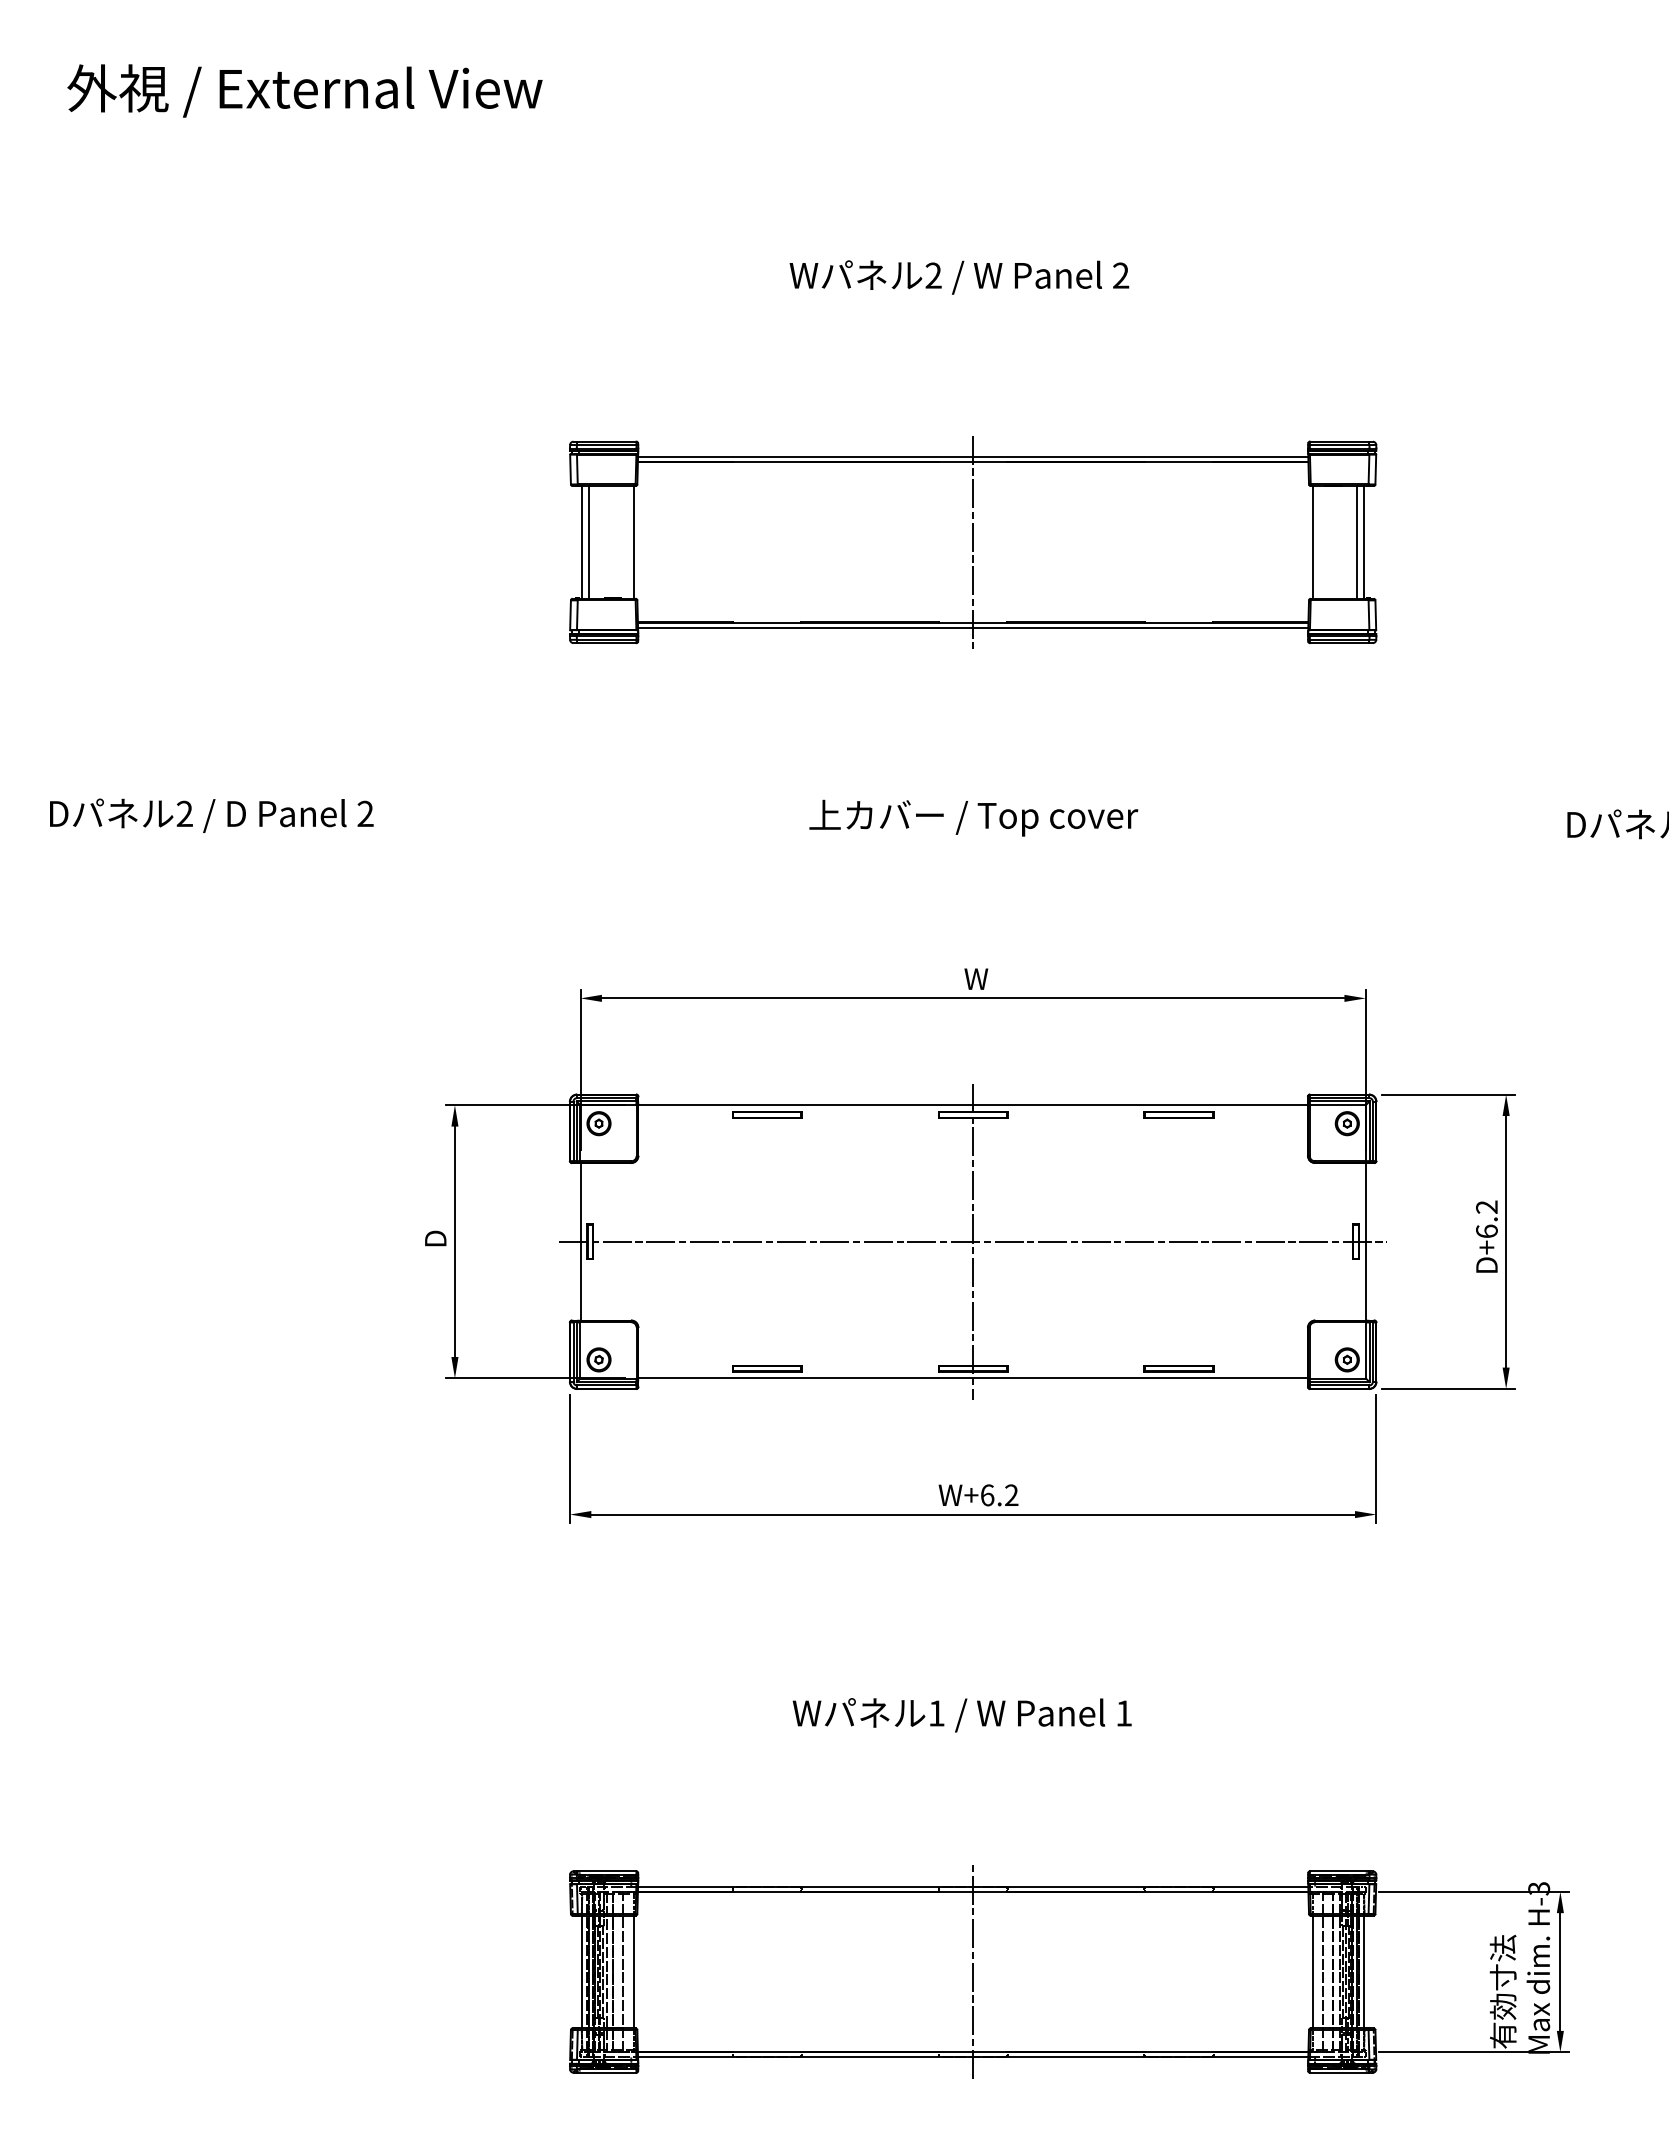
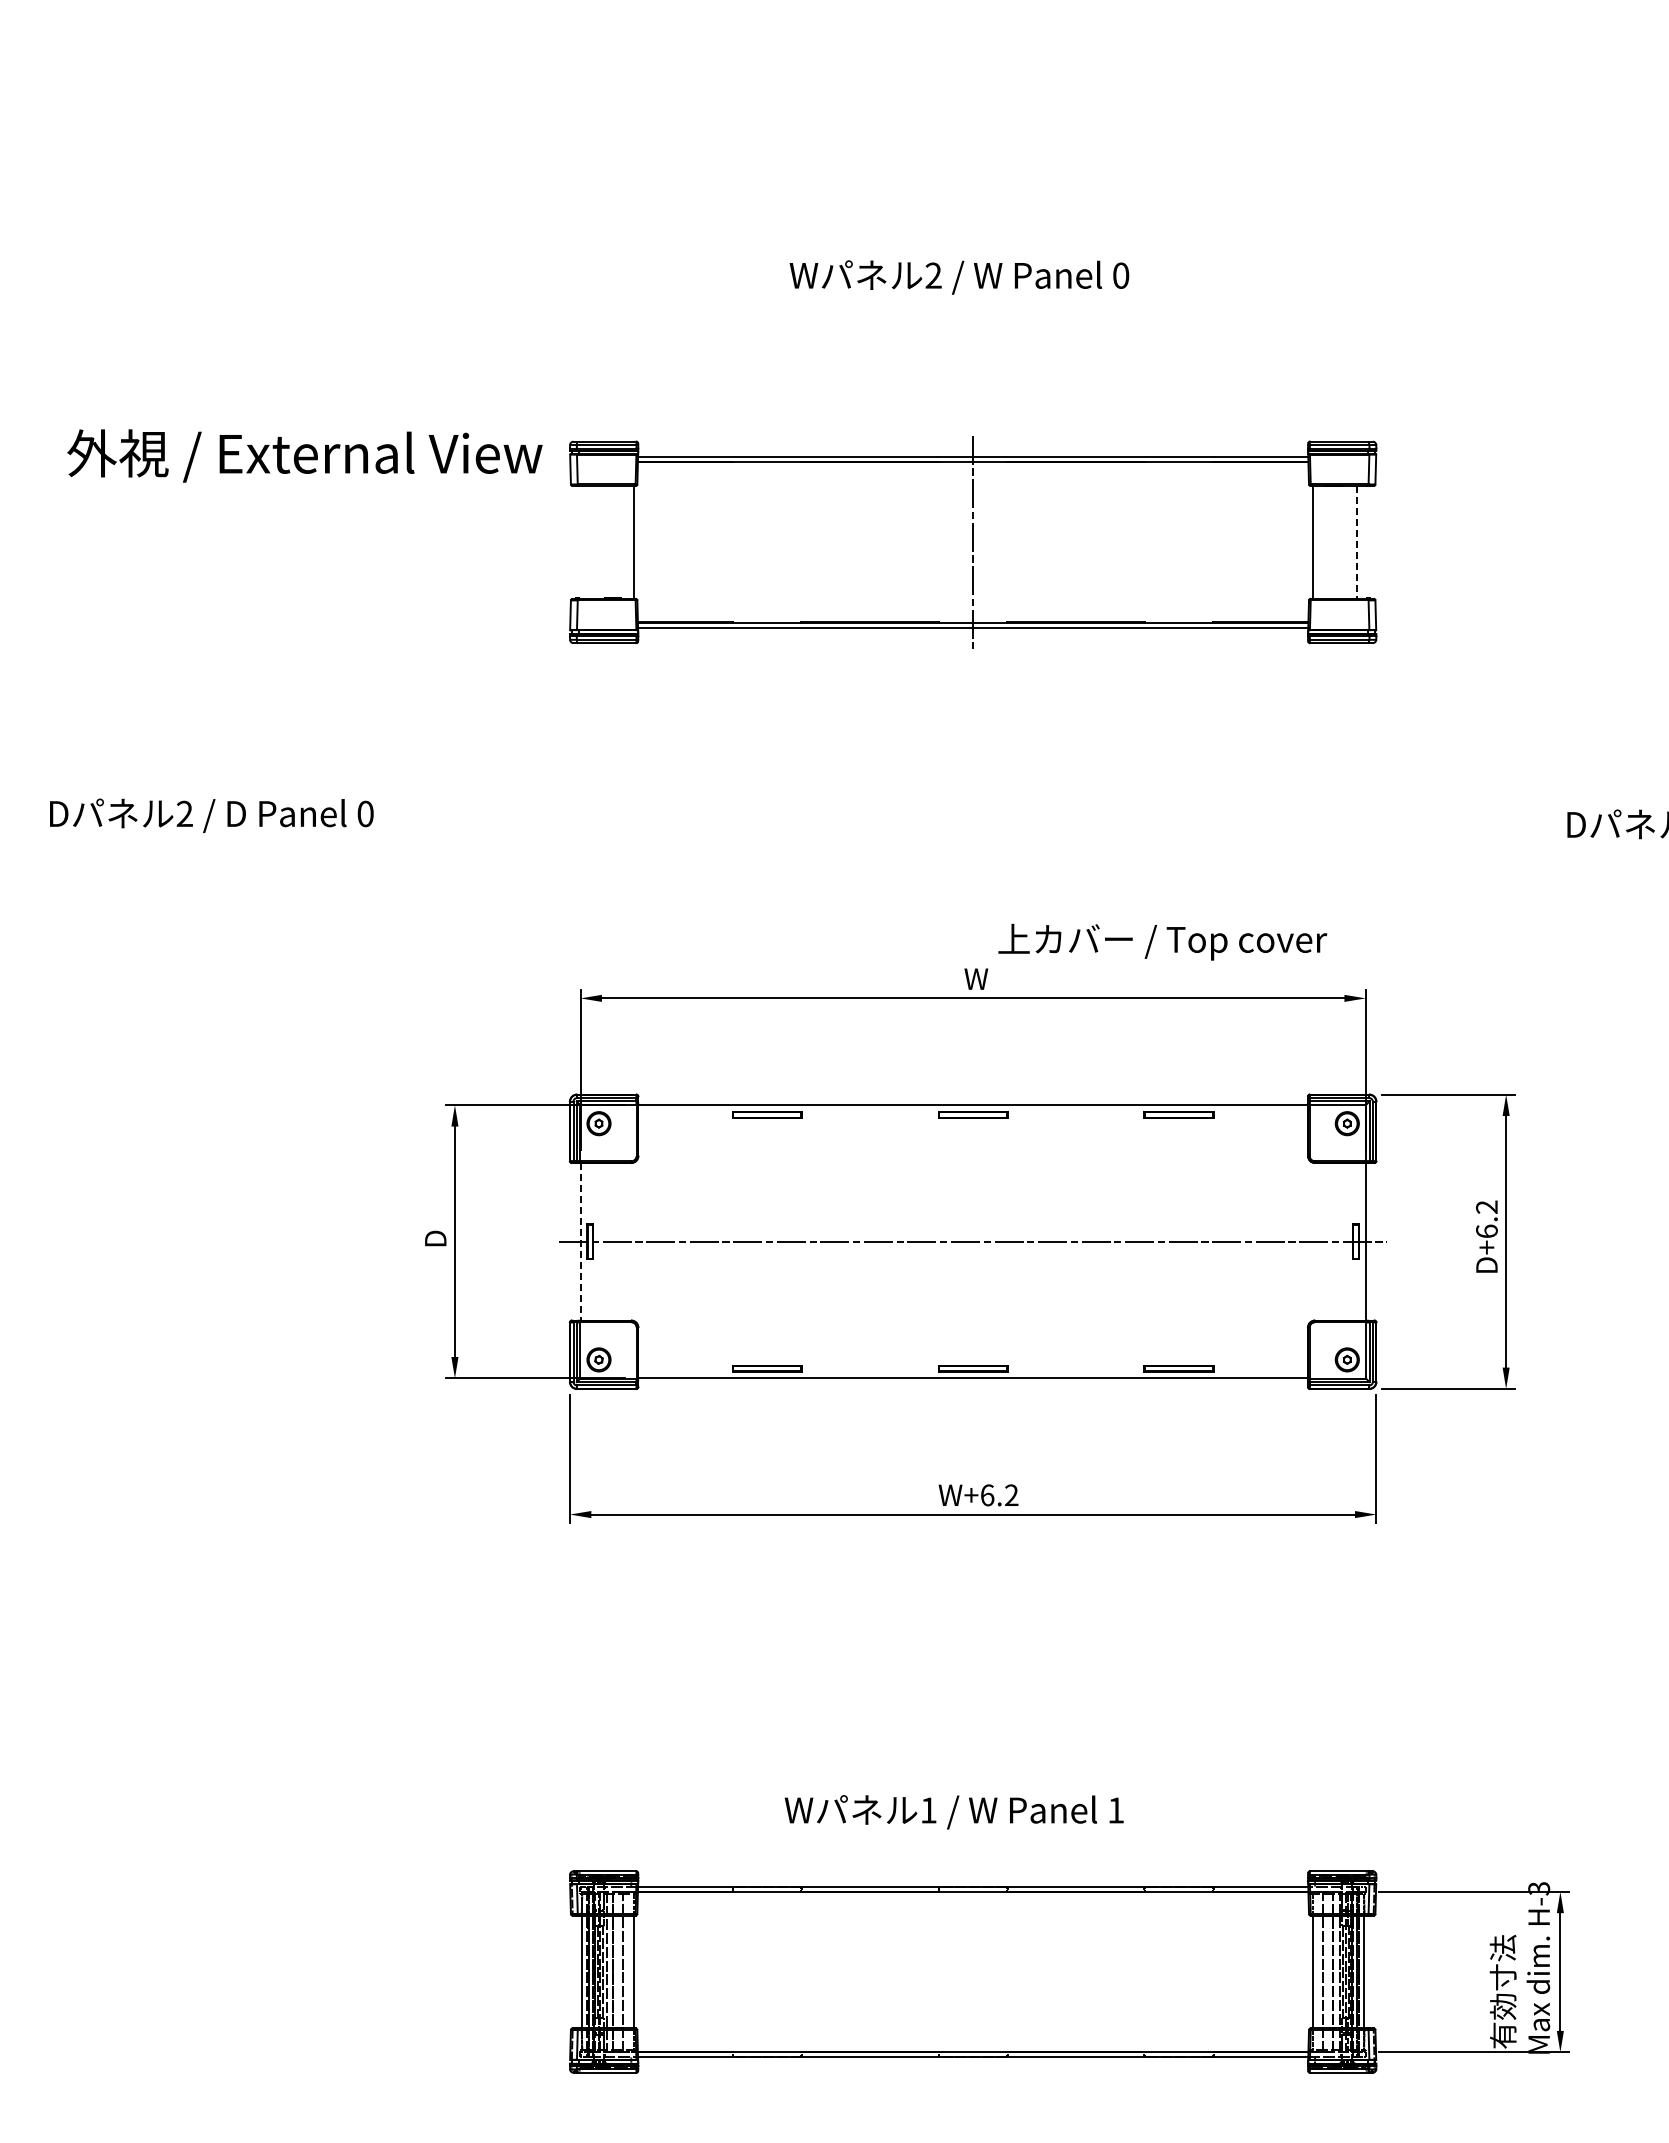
text position: (304, 90) -> (304, 455) (304, 455)
text: 2 -> 0 (1121, 275)
line: present -> none (582, 542)
line: present -> none (589, 542)
line: solid -> dashed (1357, 542)
line: present -> none (1364, 542)
text: 2 -> 0 (365, 813)
text position: (973, 817) -> (1162, 941) (1162, 941)
line: solid -> dashed (580, 1241)
line: present -> none (973, 1241)
text position: (961, 1715) -> (953, 1812) (953, 1812)
line: present -> none (973, 1971)
